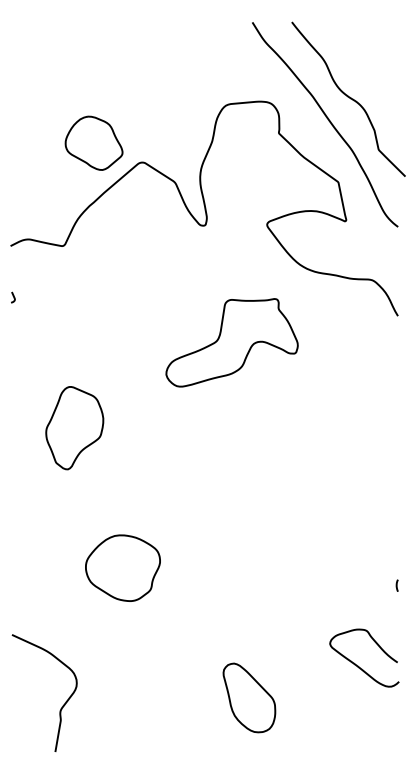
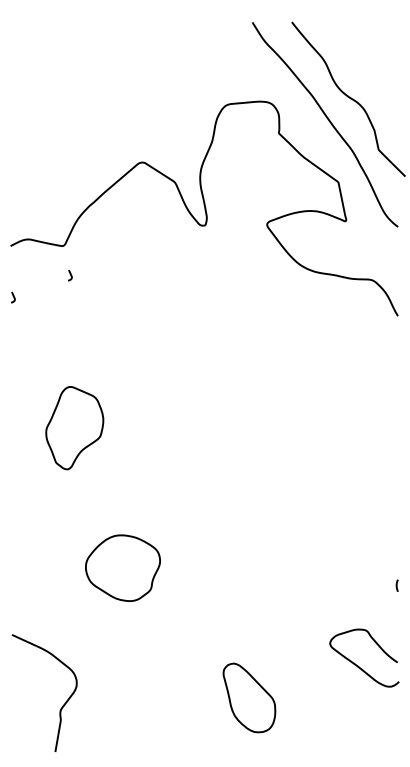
part: present -> none (93, 142)
curve: none -> present (70, 275)
part: present -> none (231, 342)
